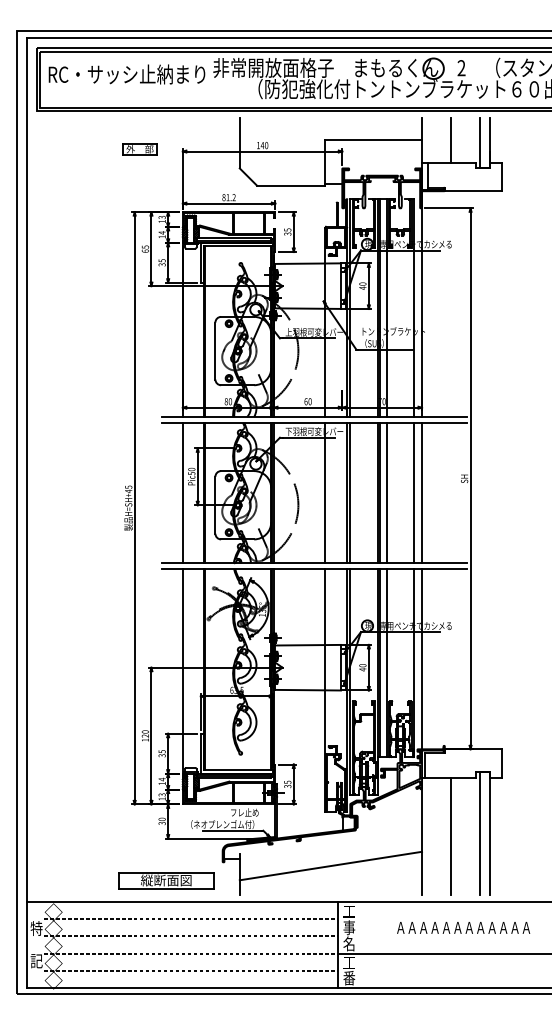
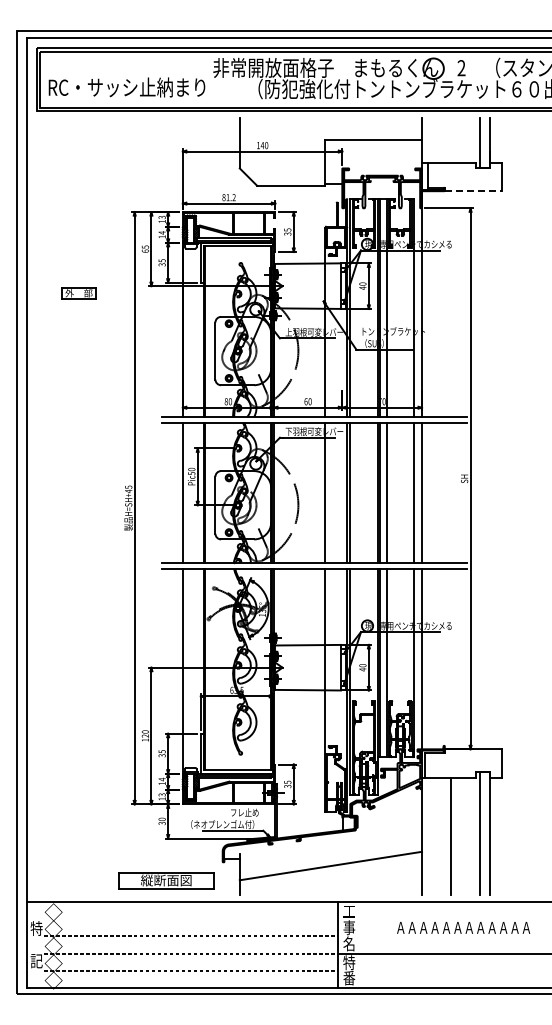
text position: (126, 74) -> (126, 87) (126, 87)
line: present -> none (450, 140)
part position: (139, 149) -> (78, 293) (78, 293)
line: solid -> dashed (473, 191)
line: present -> none (191, 919)
text: 工 -> 特 (349, 962)
